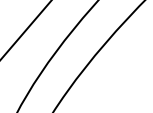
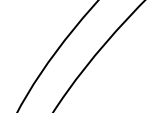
line: present -> none (25, 30)
